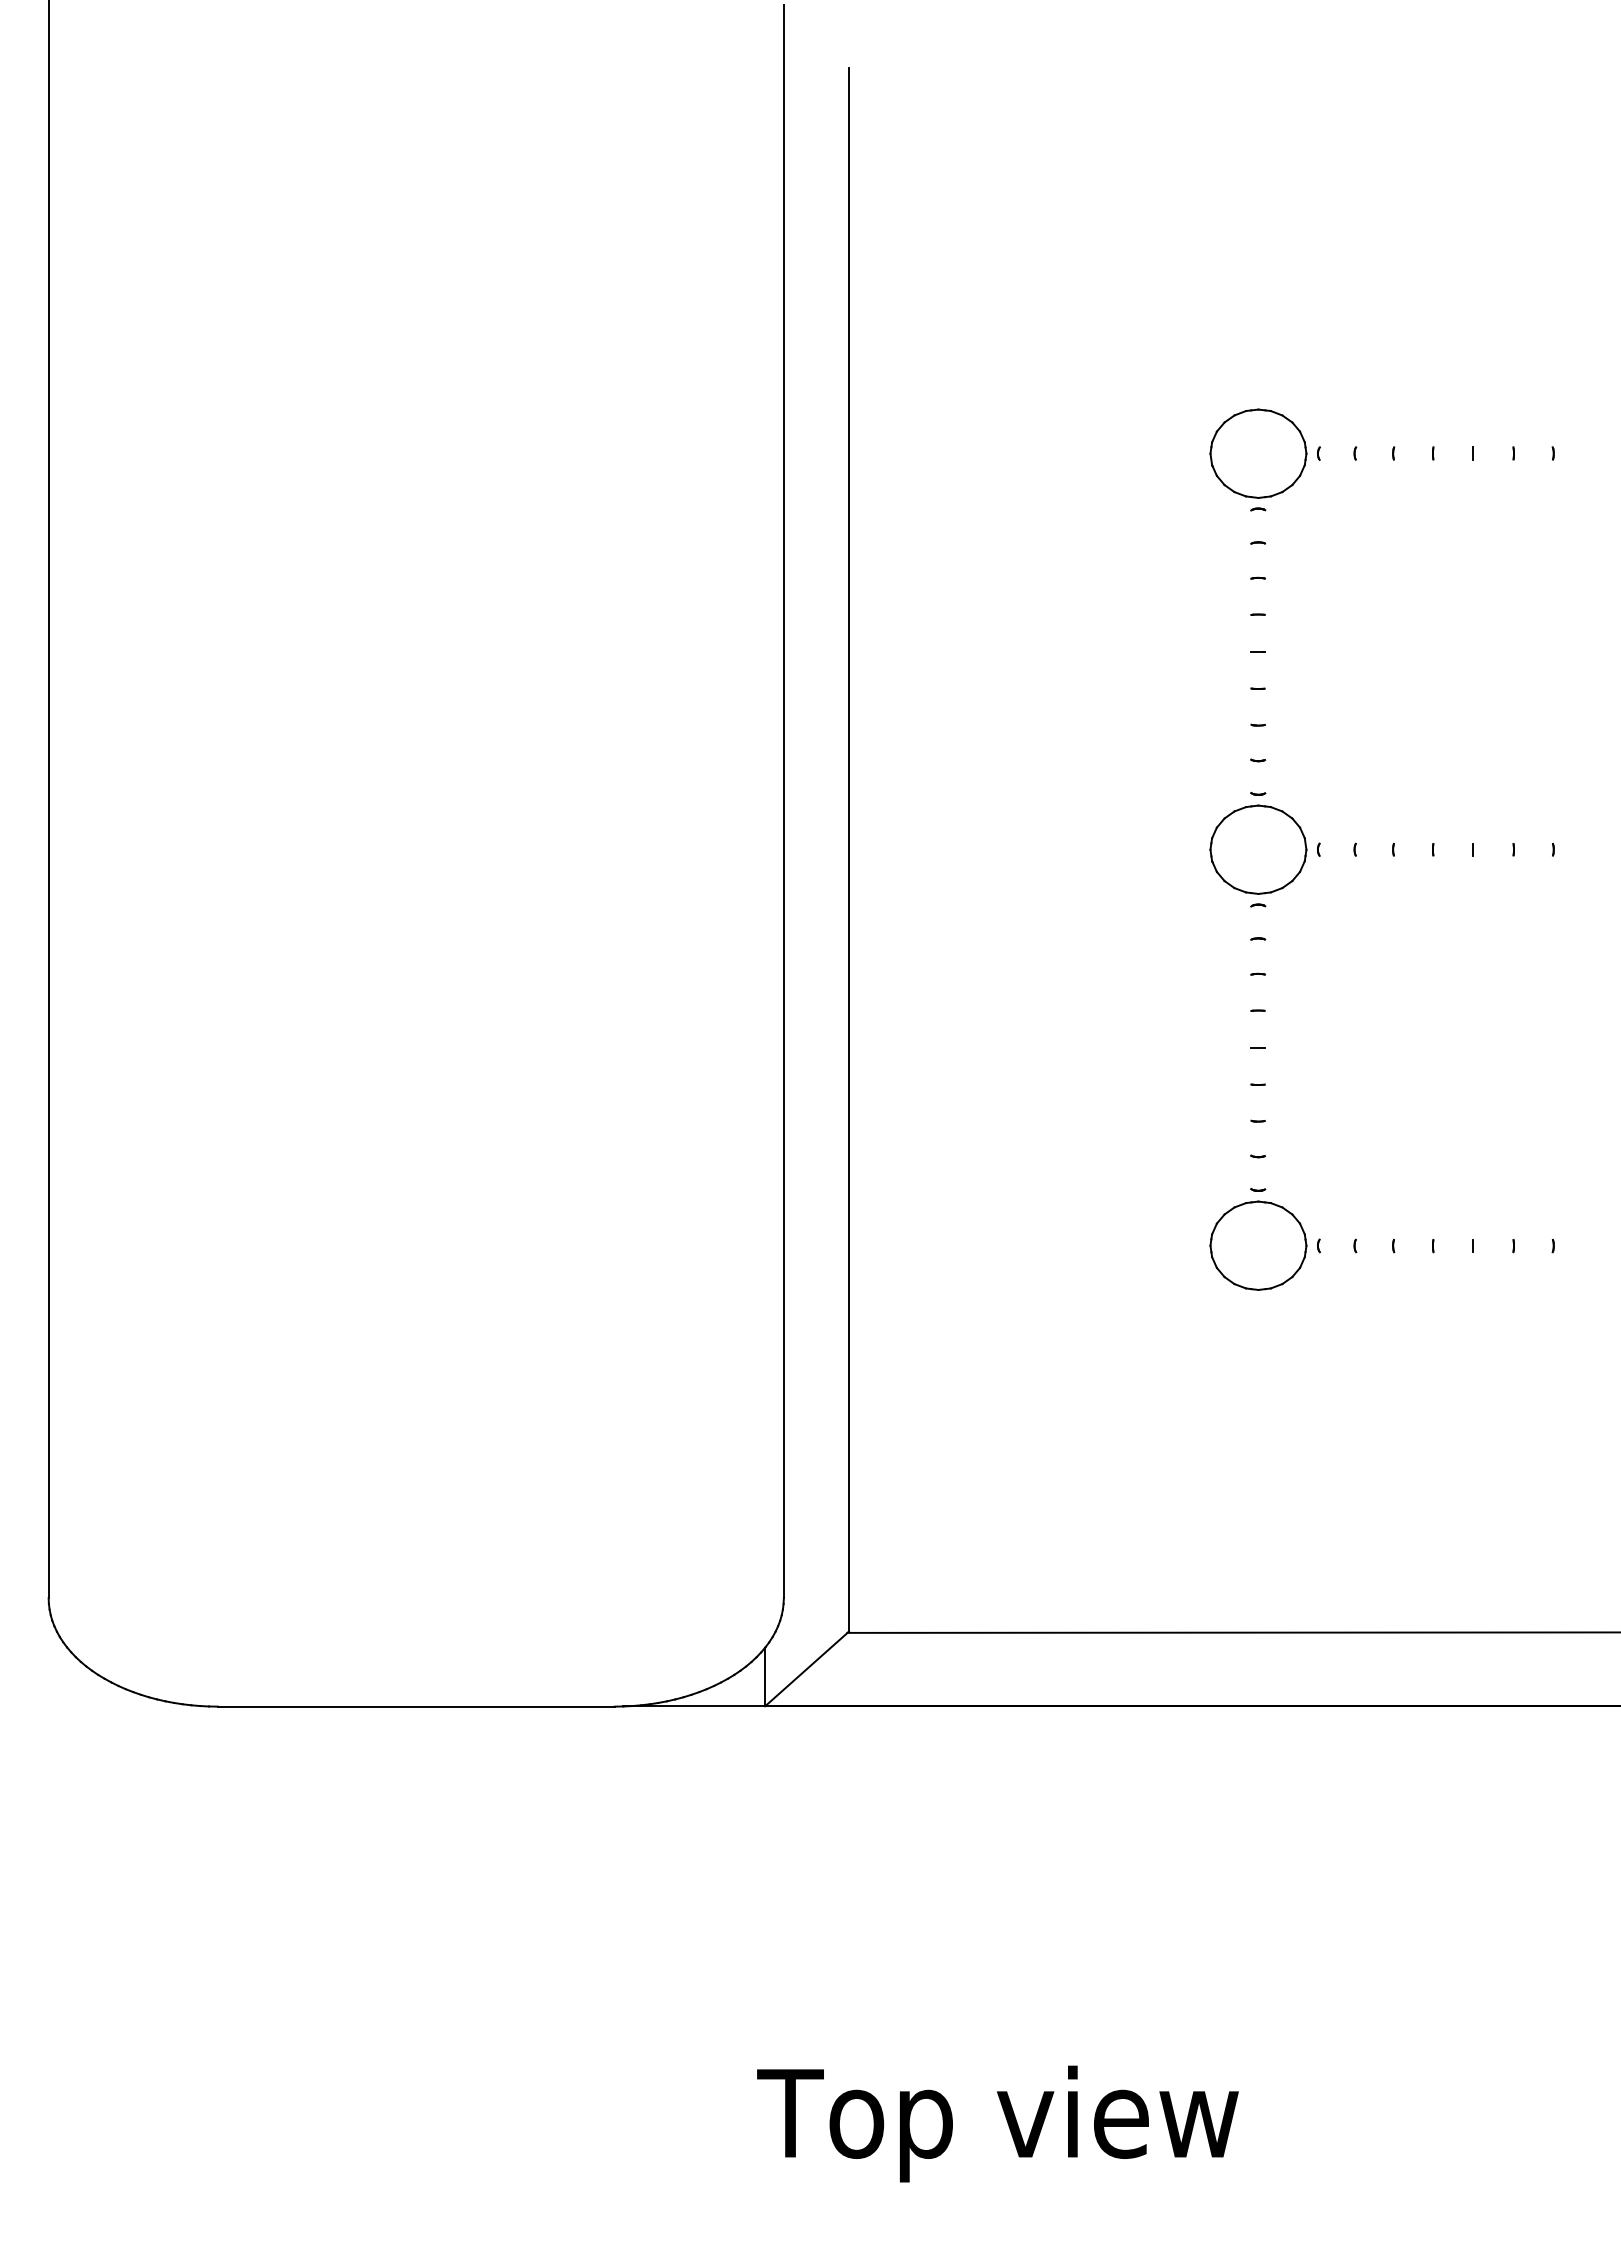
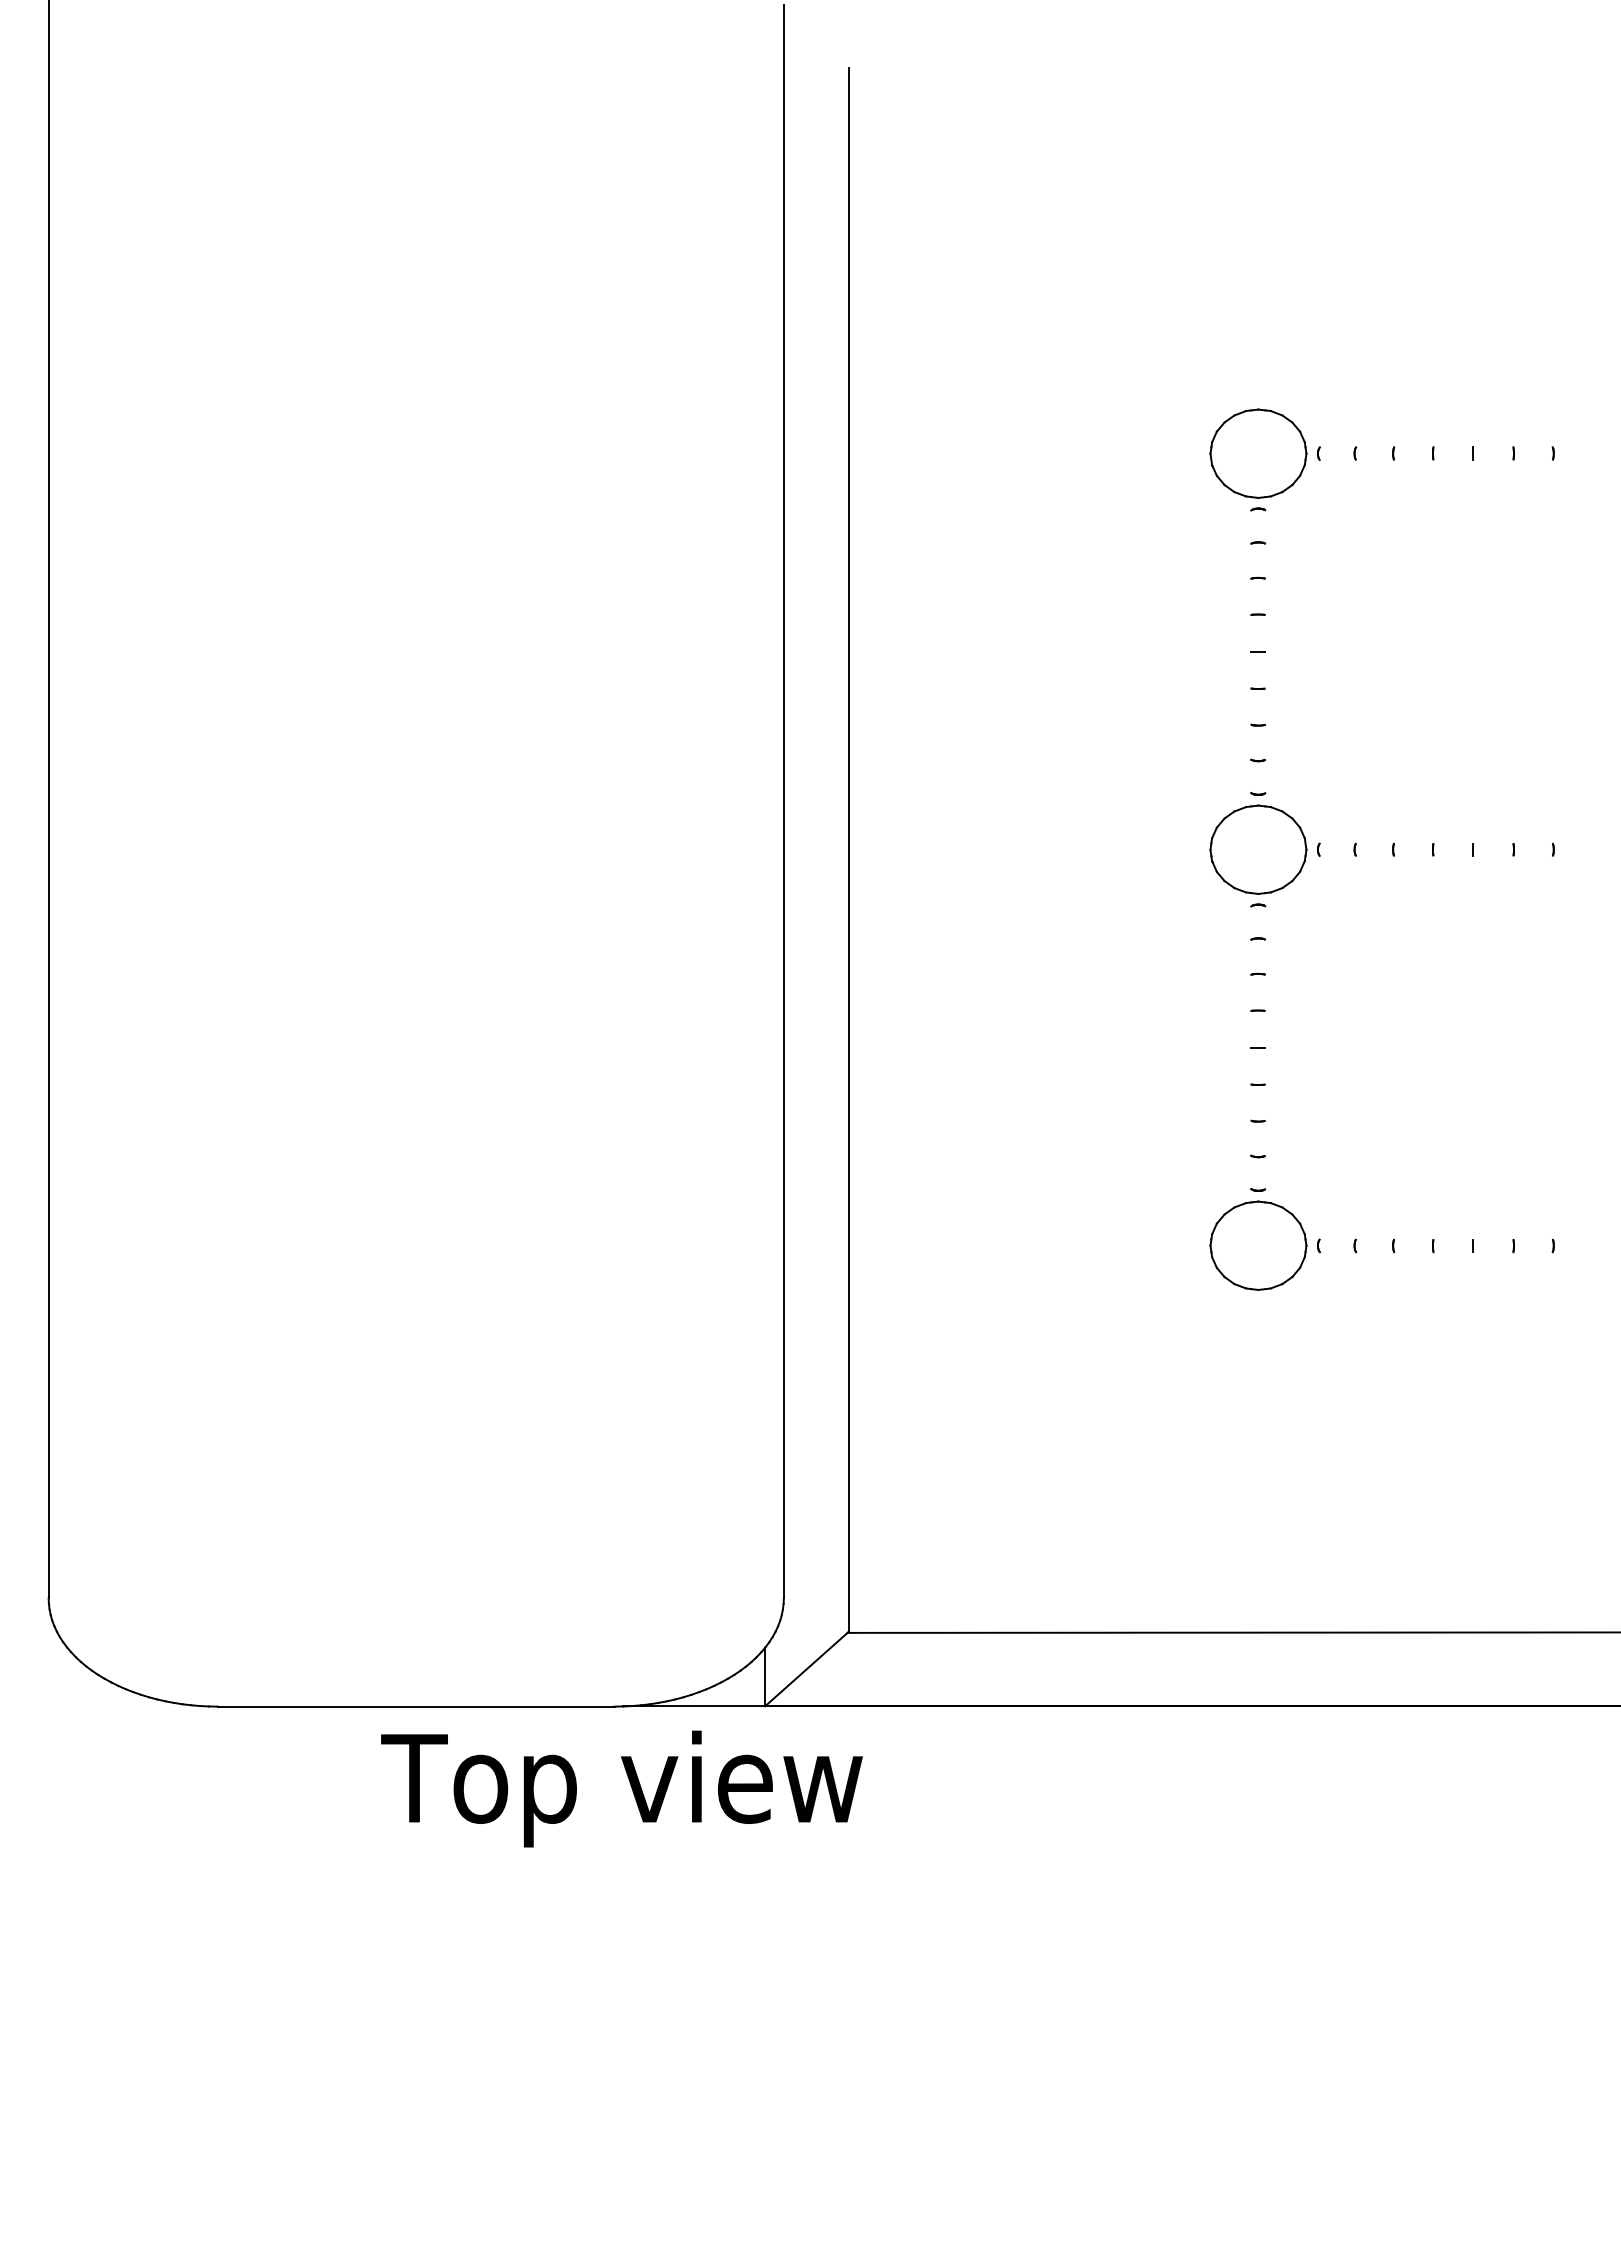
text position: (997, 2123) -> (621, 1788) (621, 1788)
